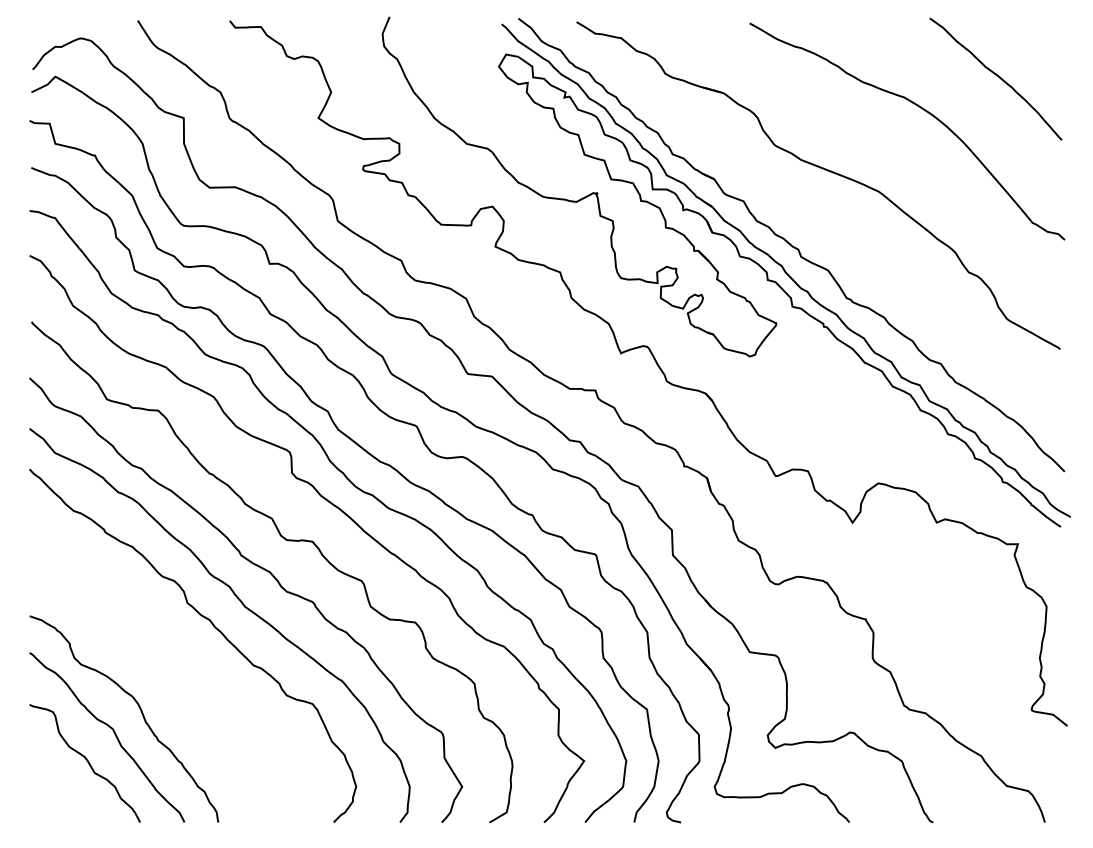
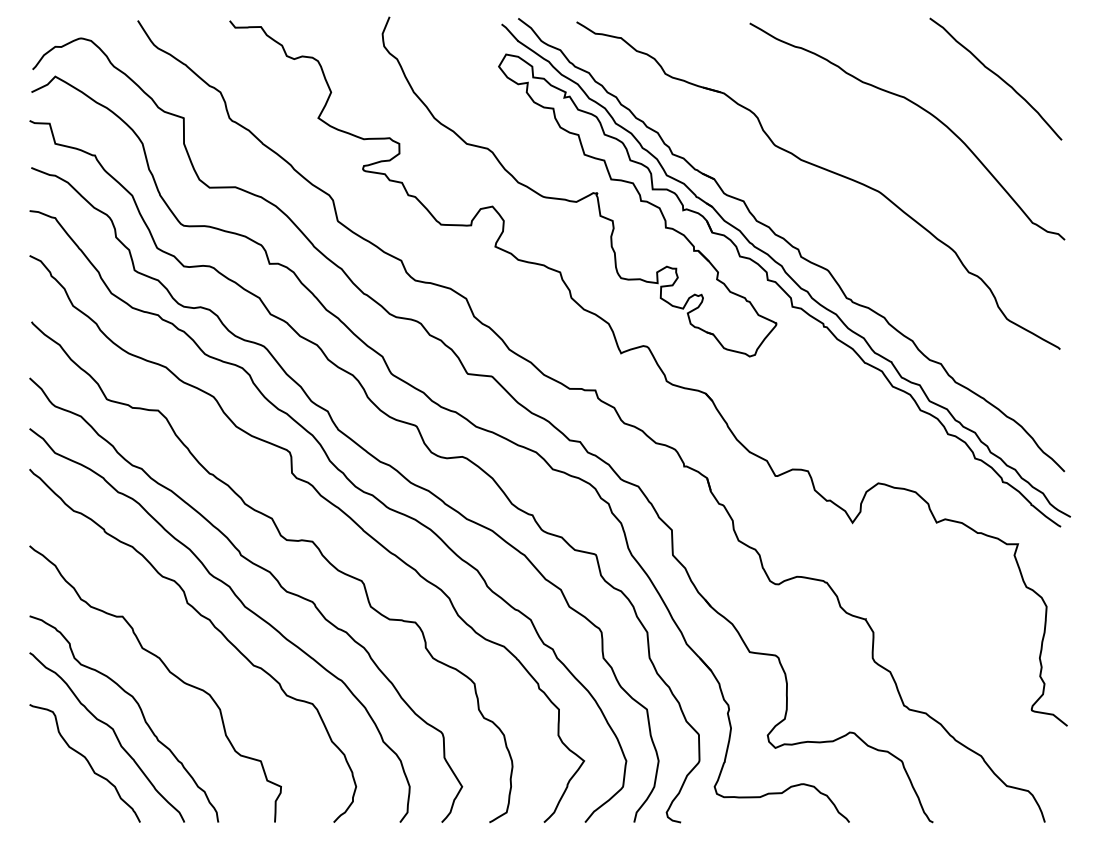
curve: none -> present (167, 670)
